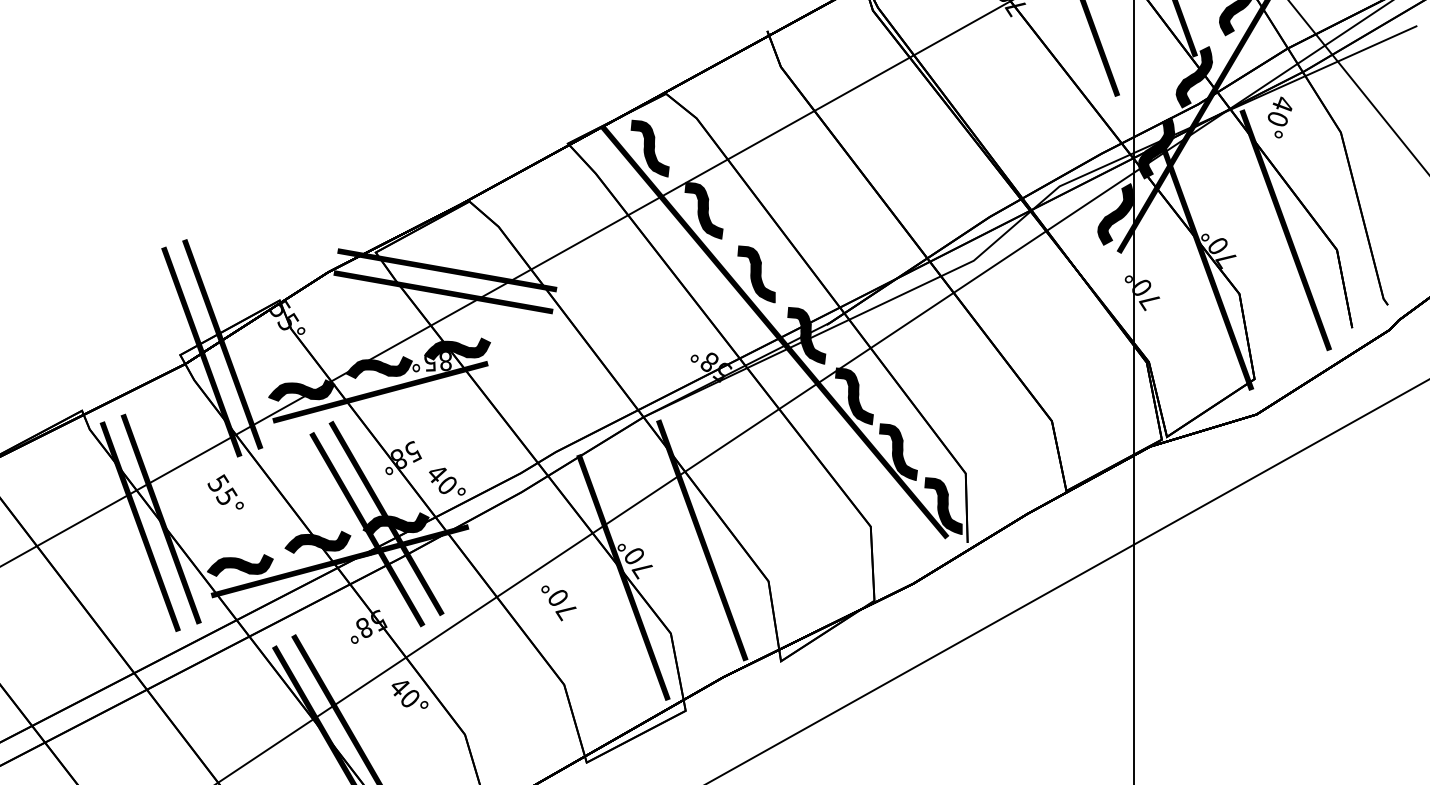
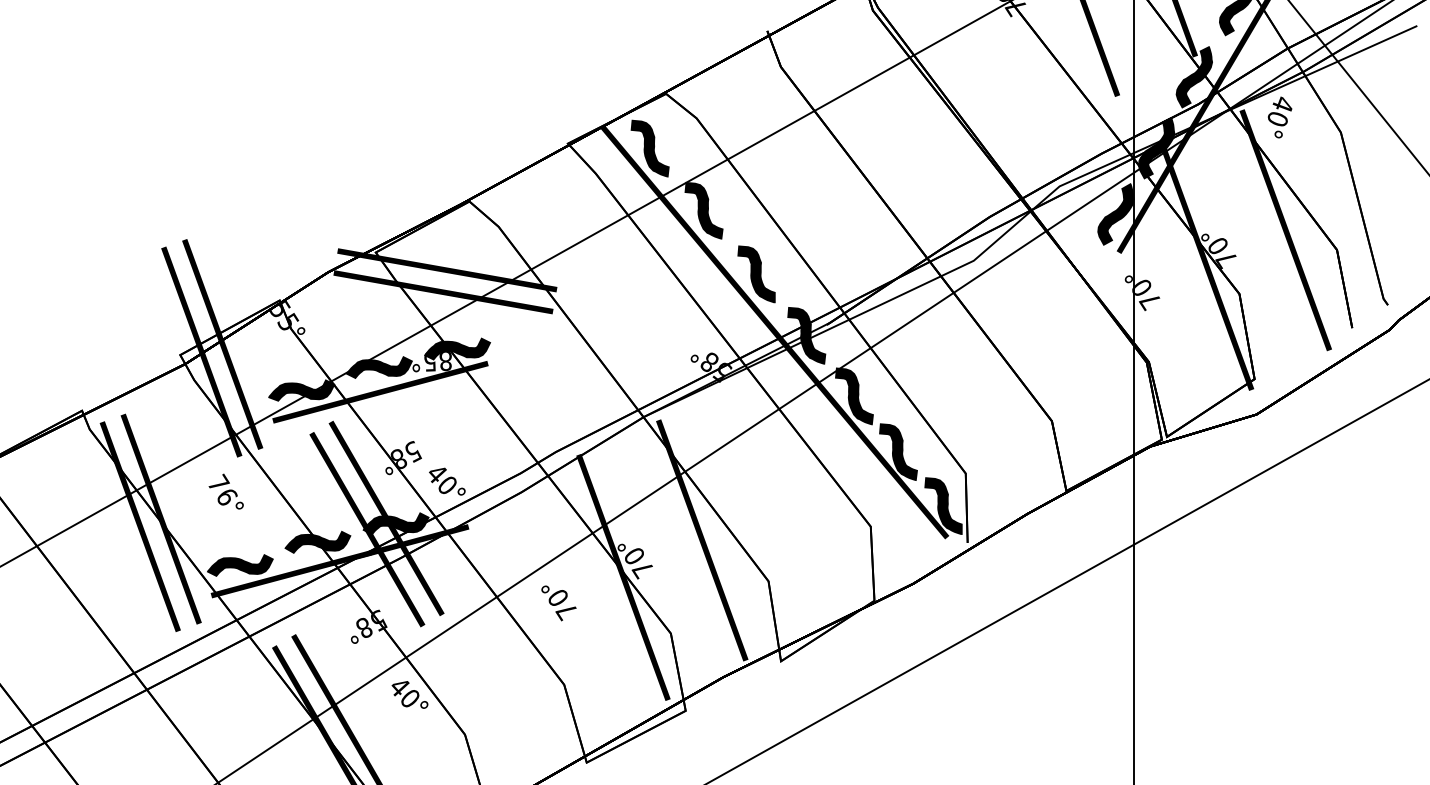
text: 55° -> 76° (222, 489)
